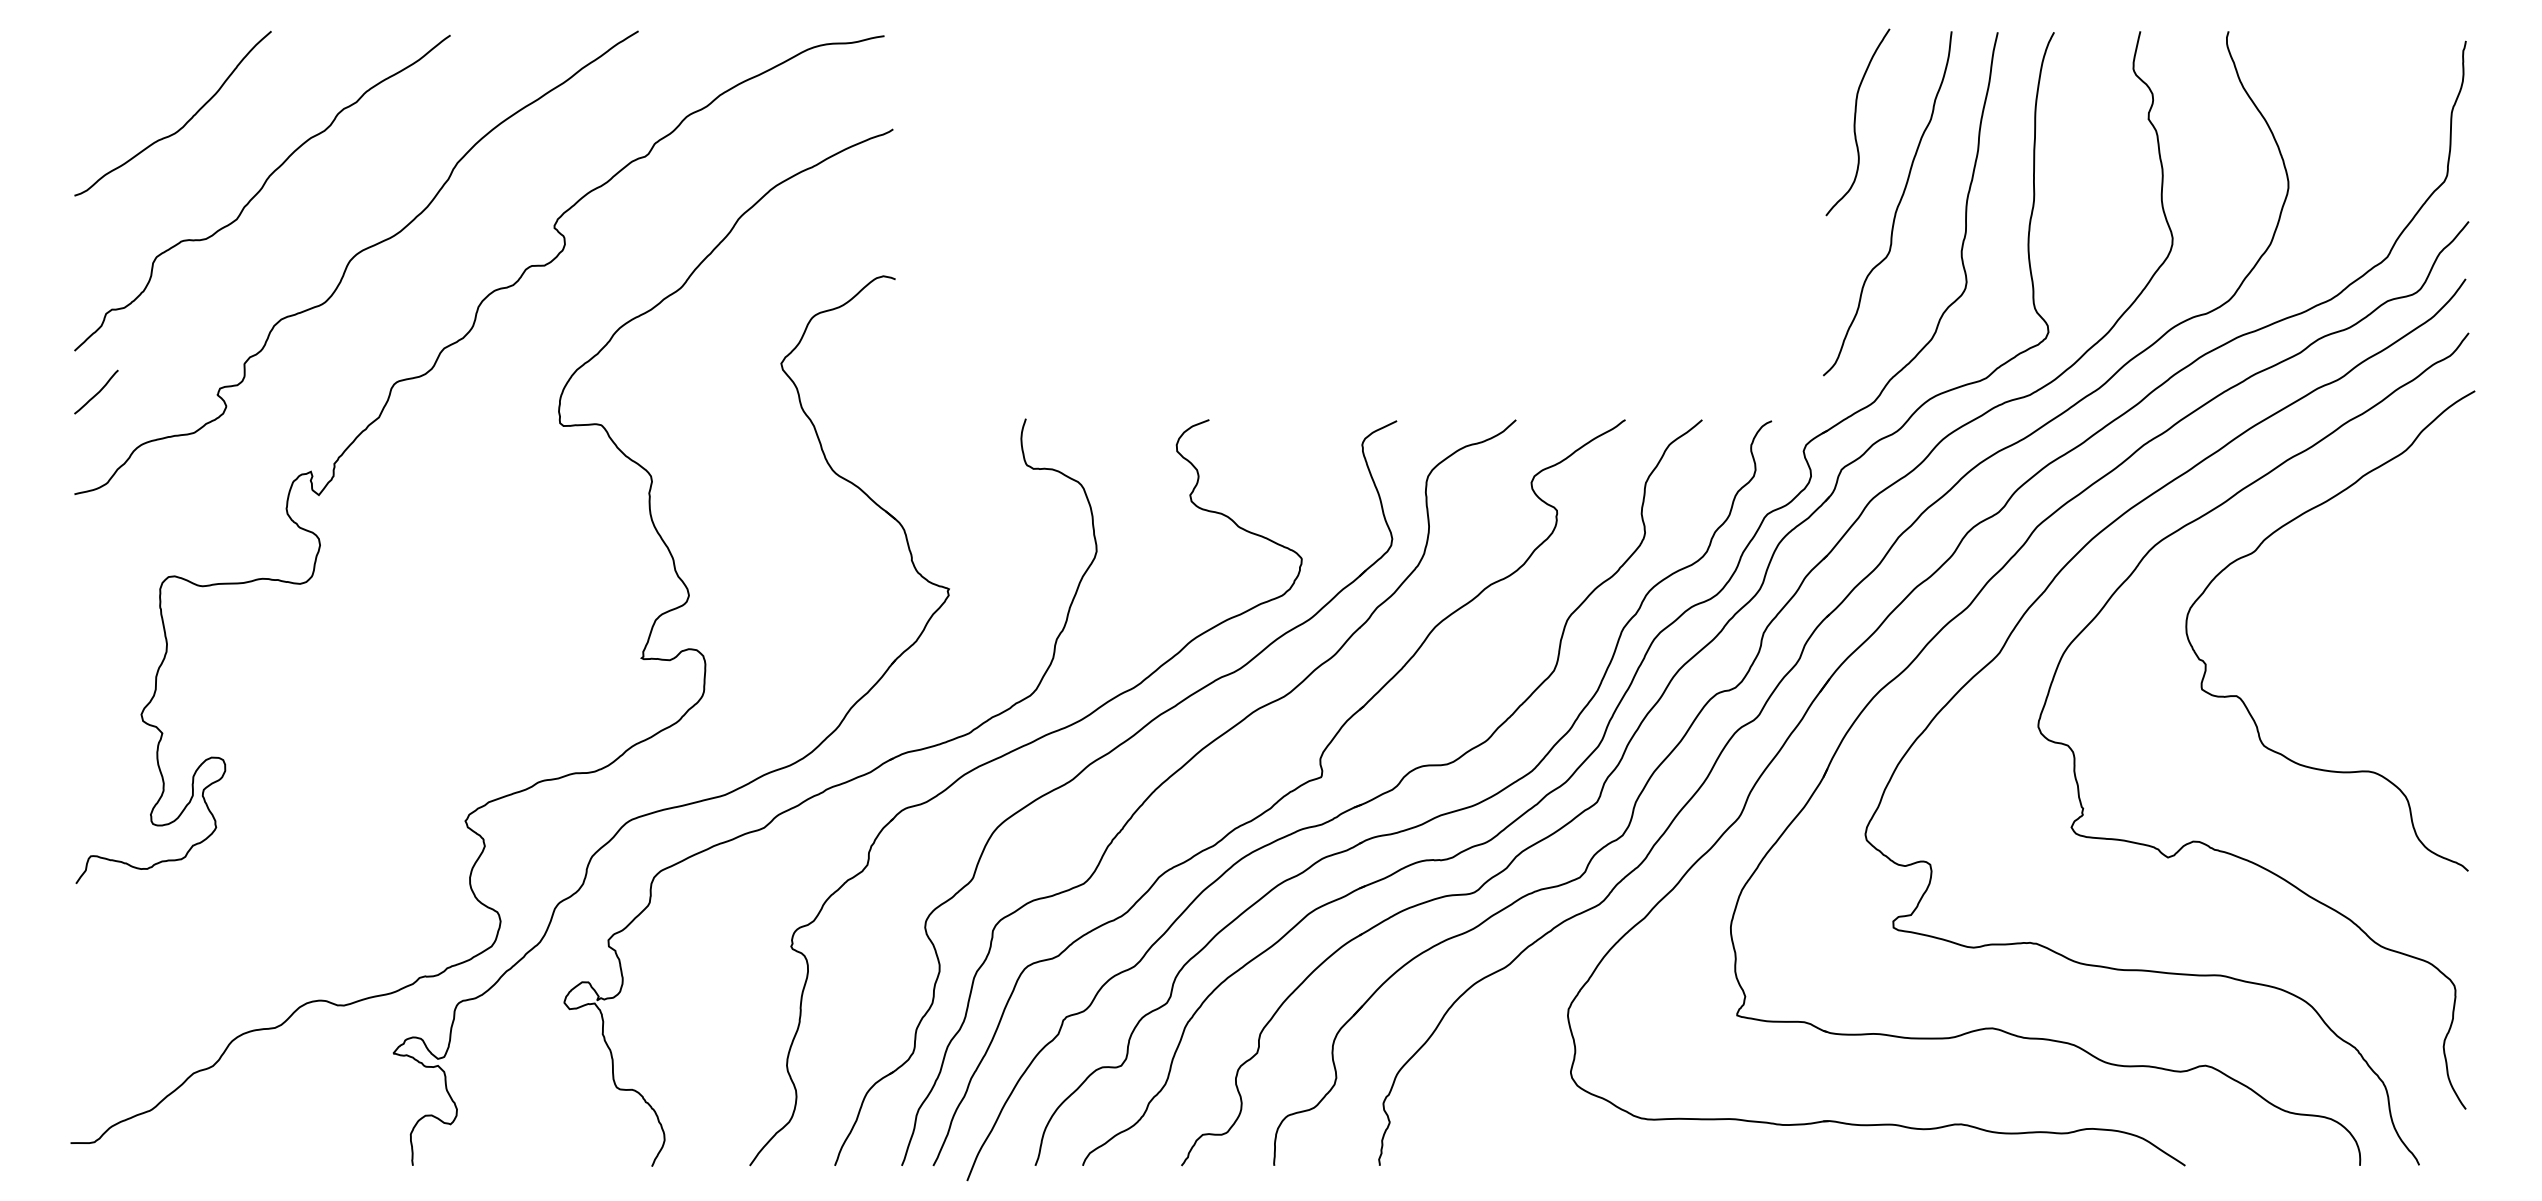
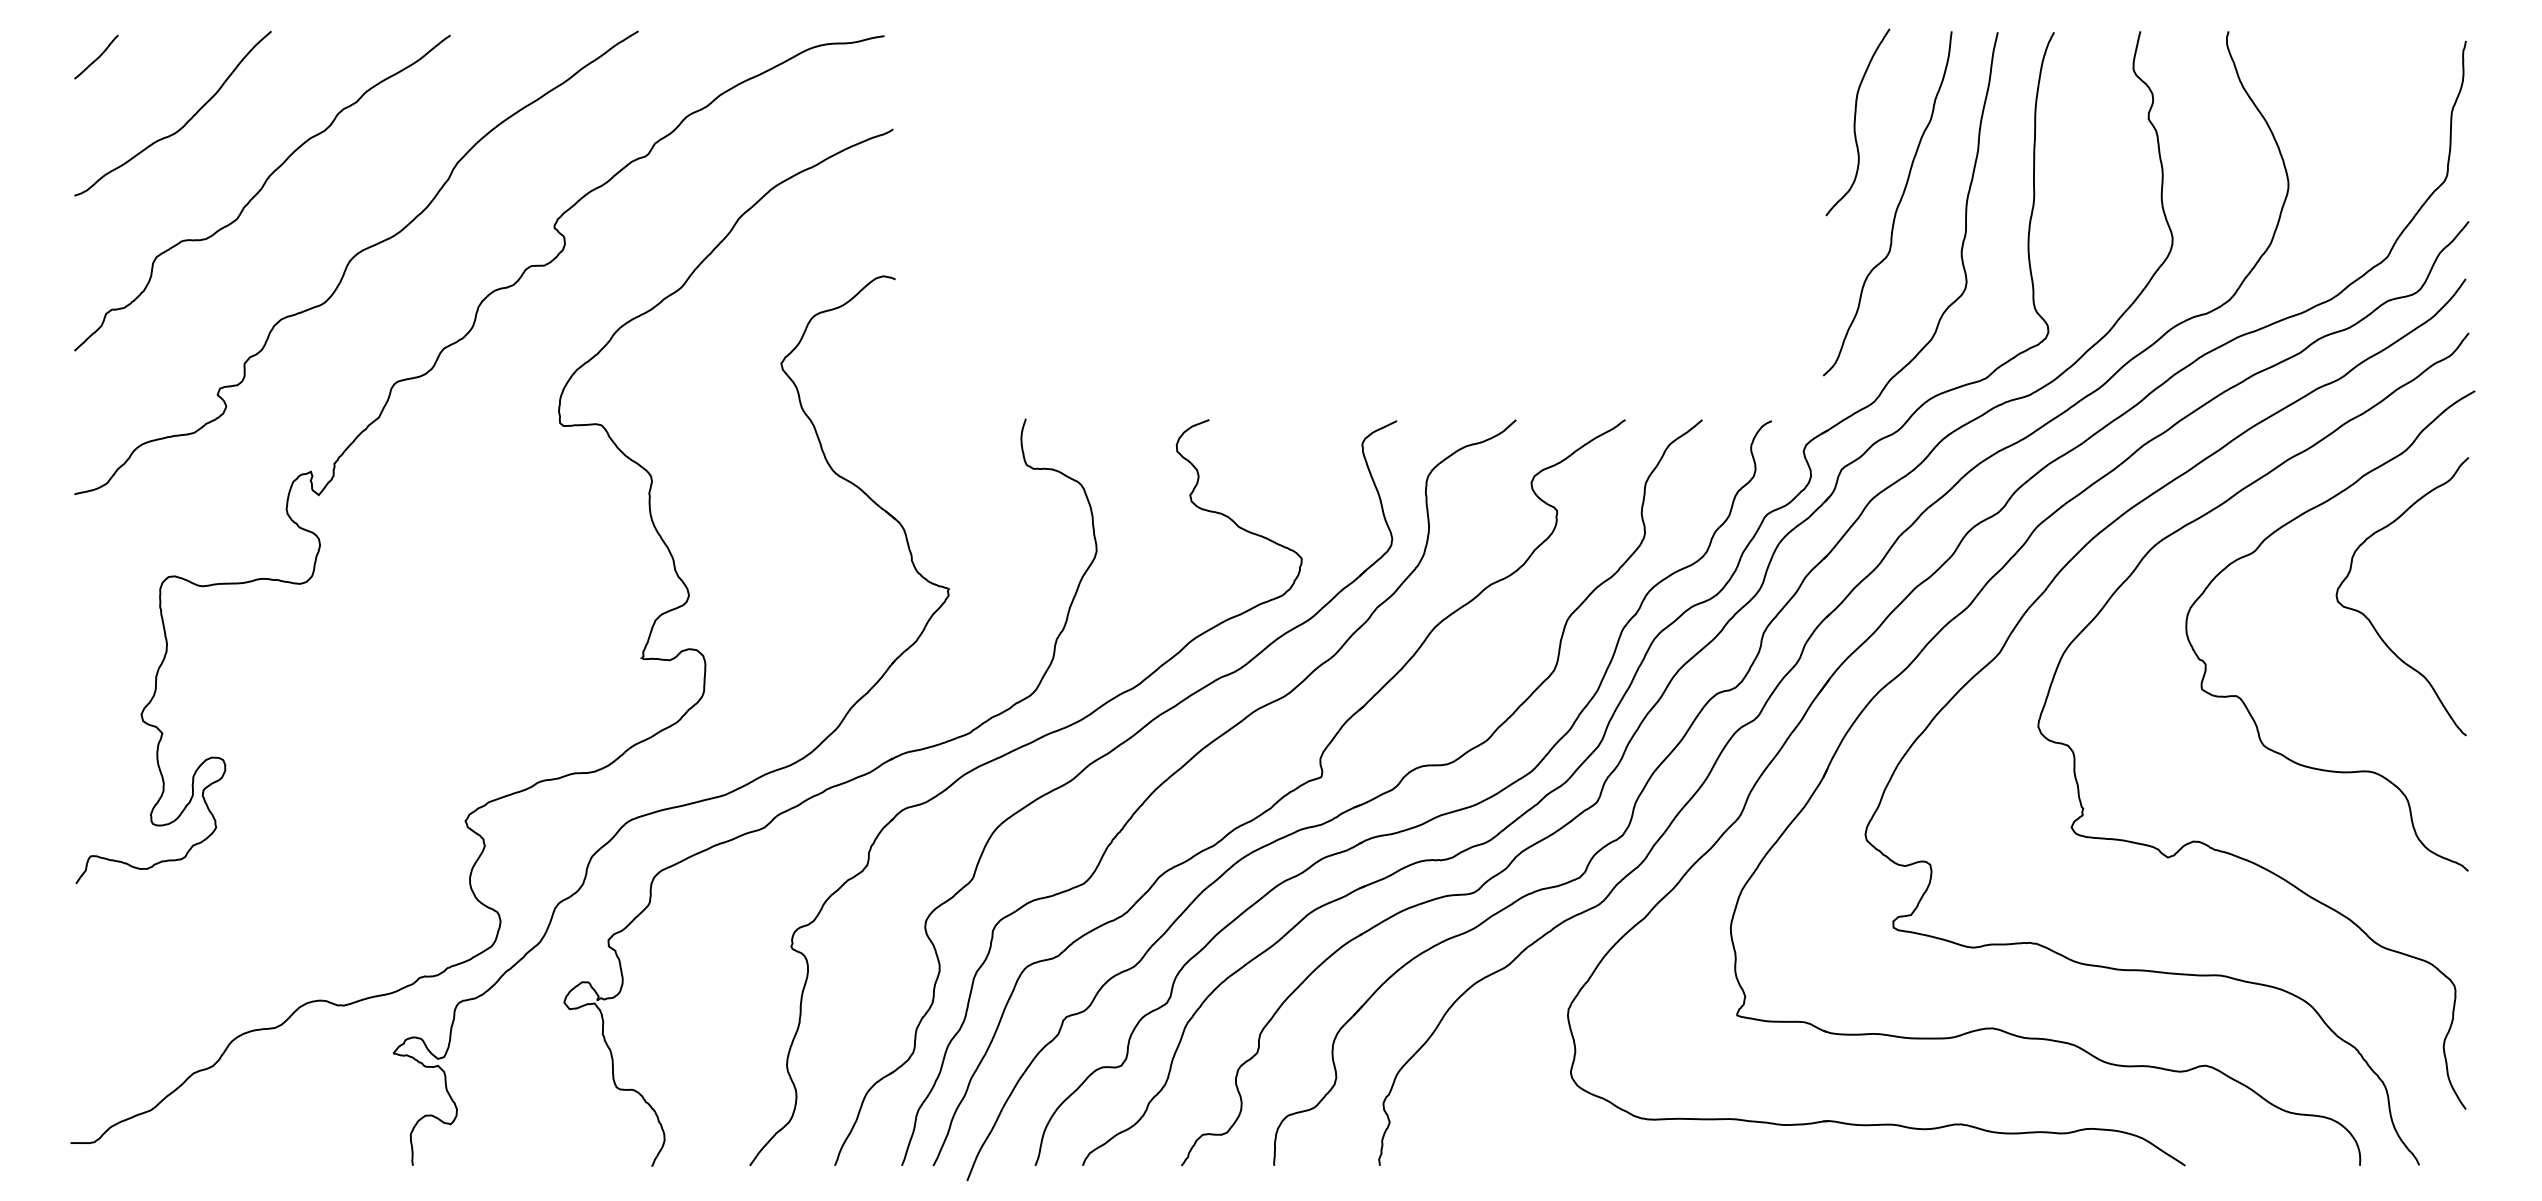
curve position: (97, 392) -> (97, 57) (97, 57)
curve: none -> present (2371, 621)
